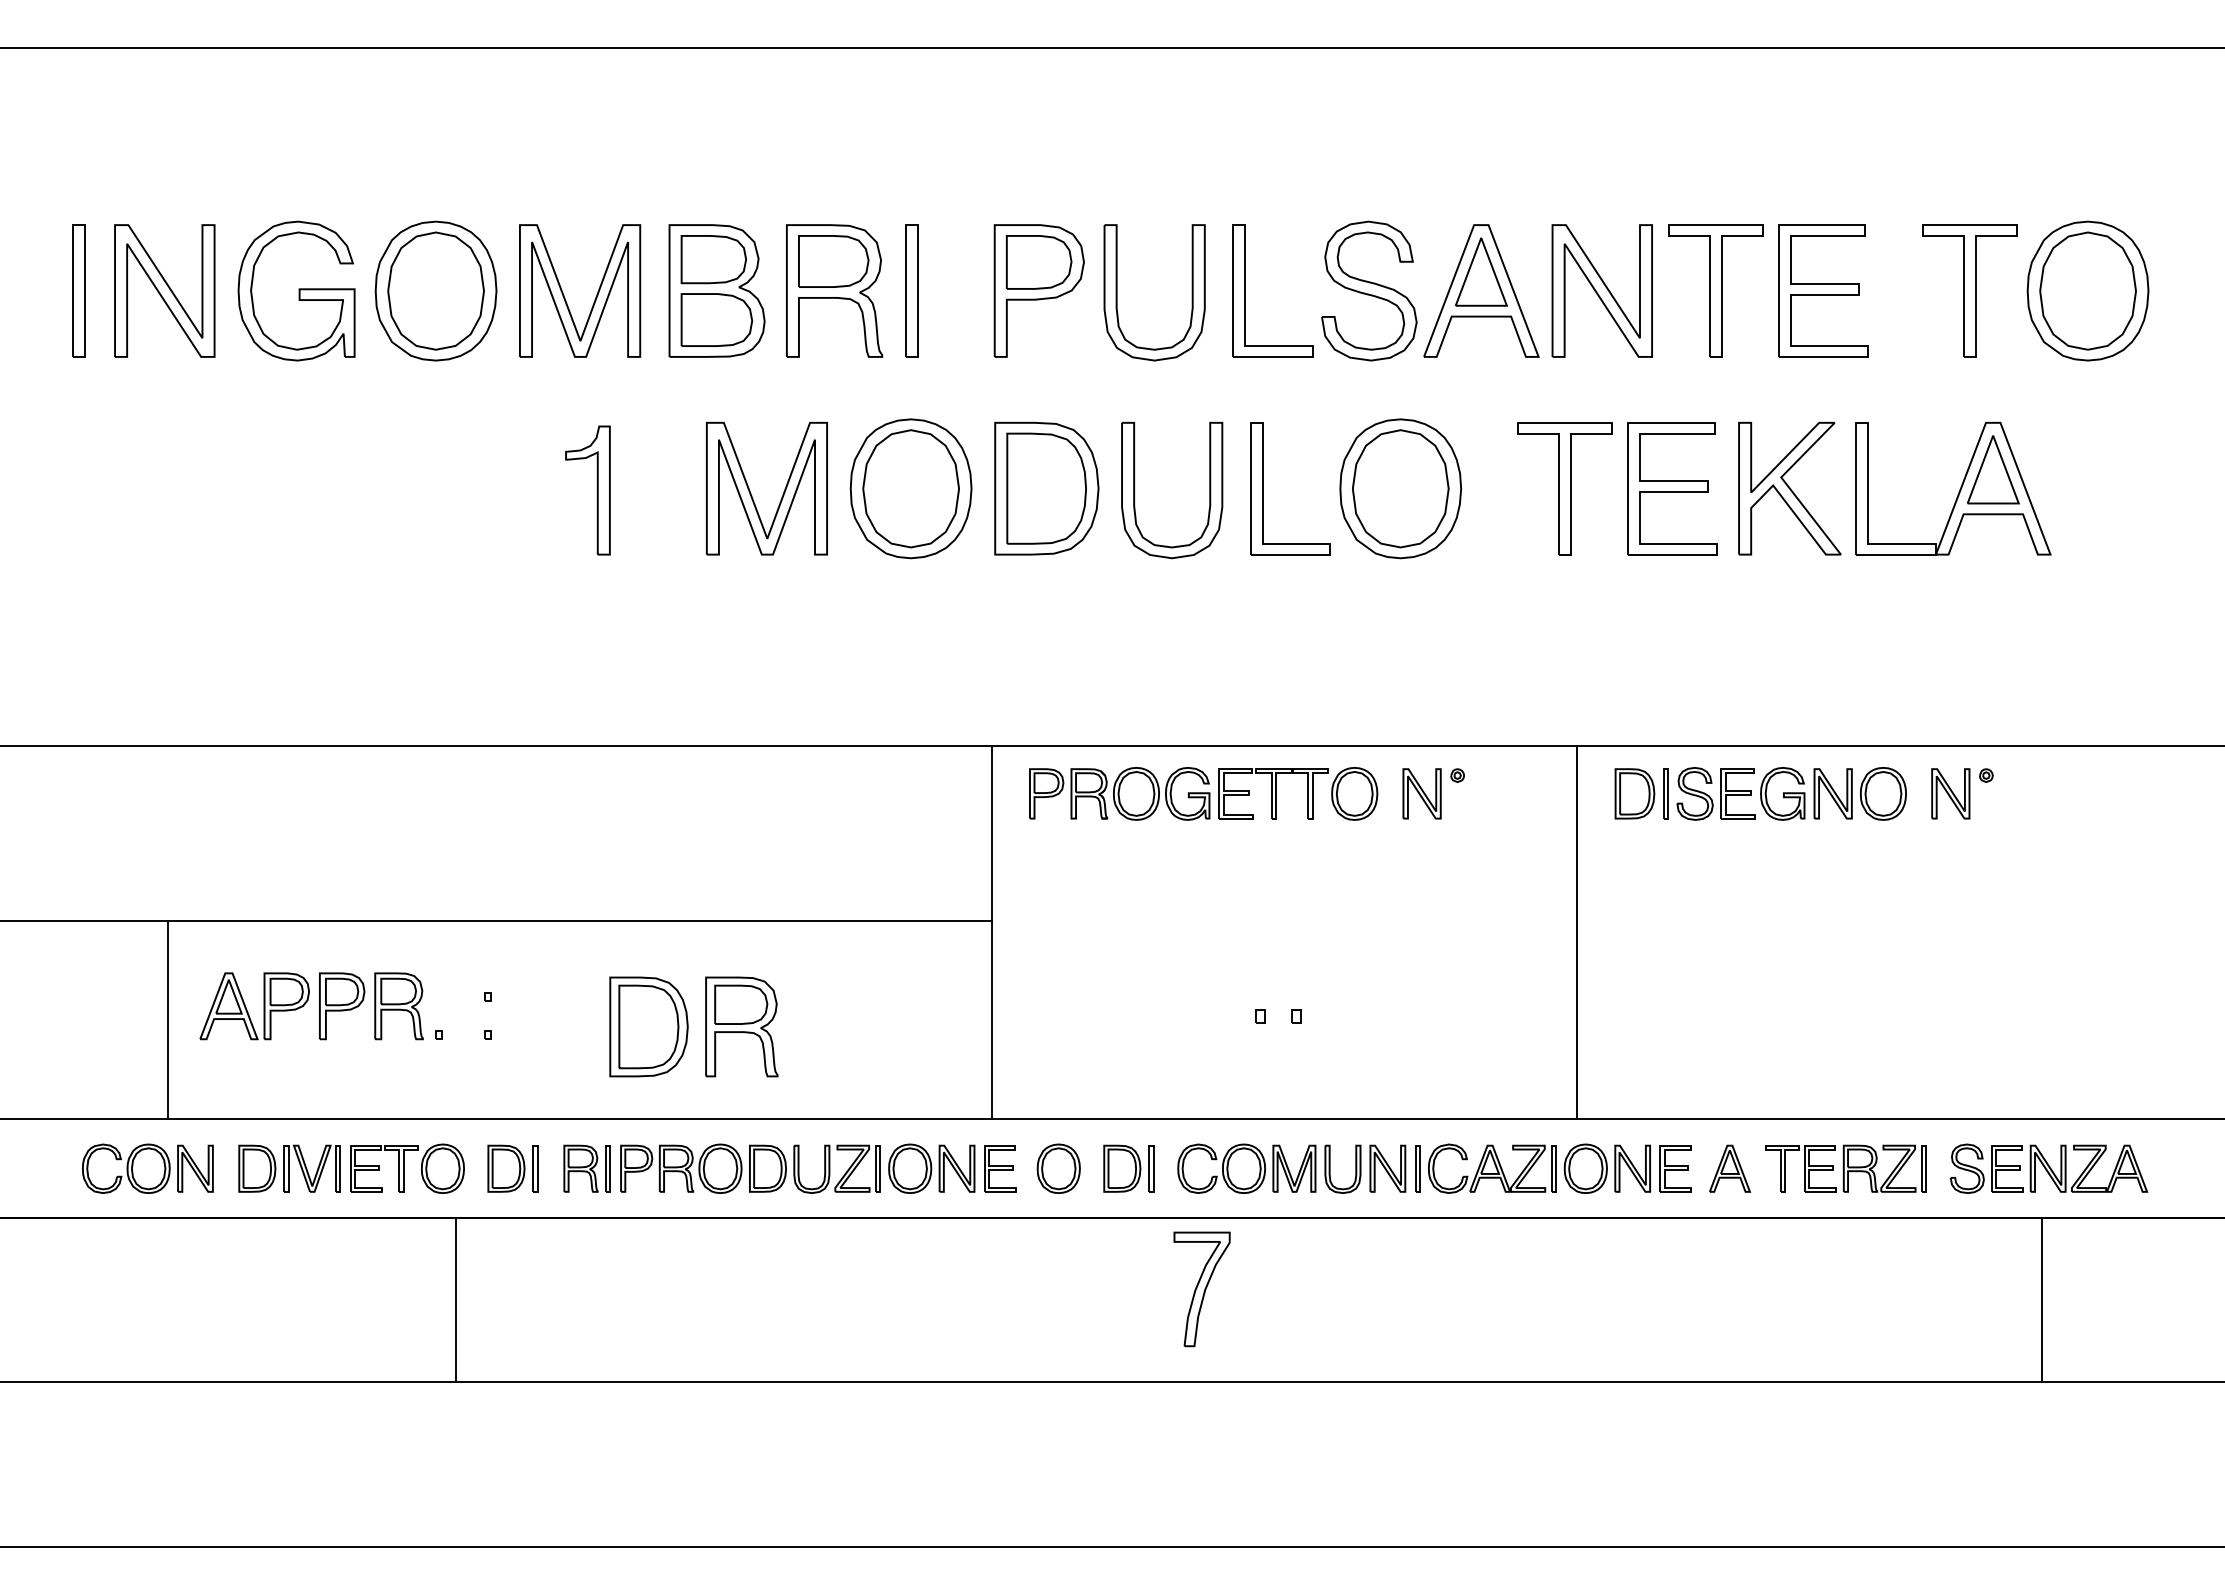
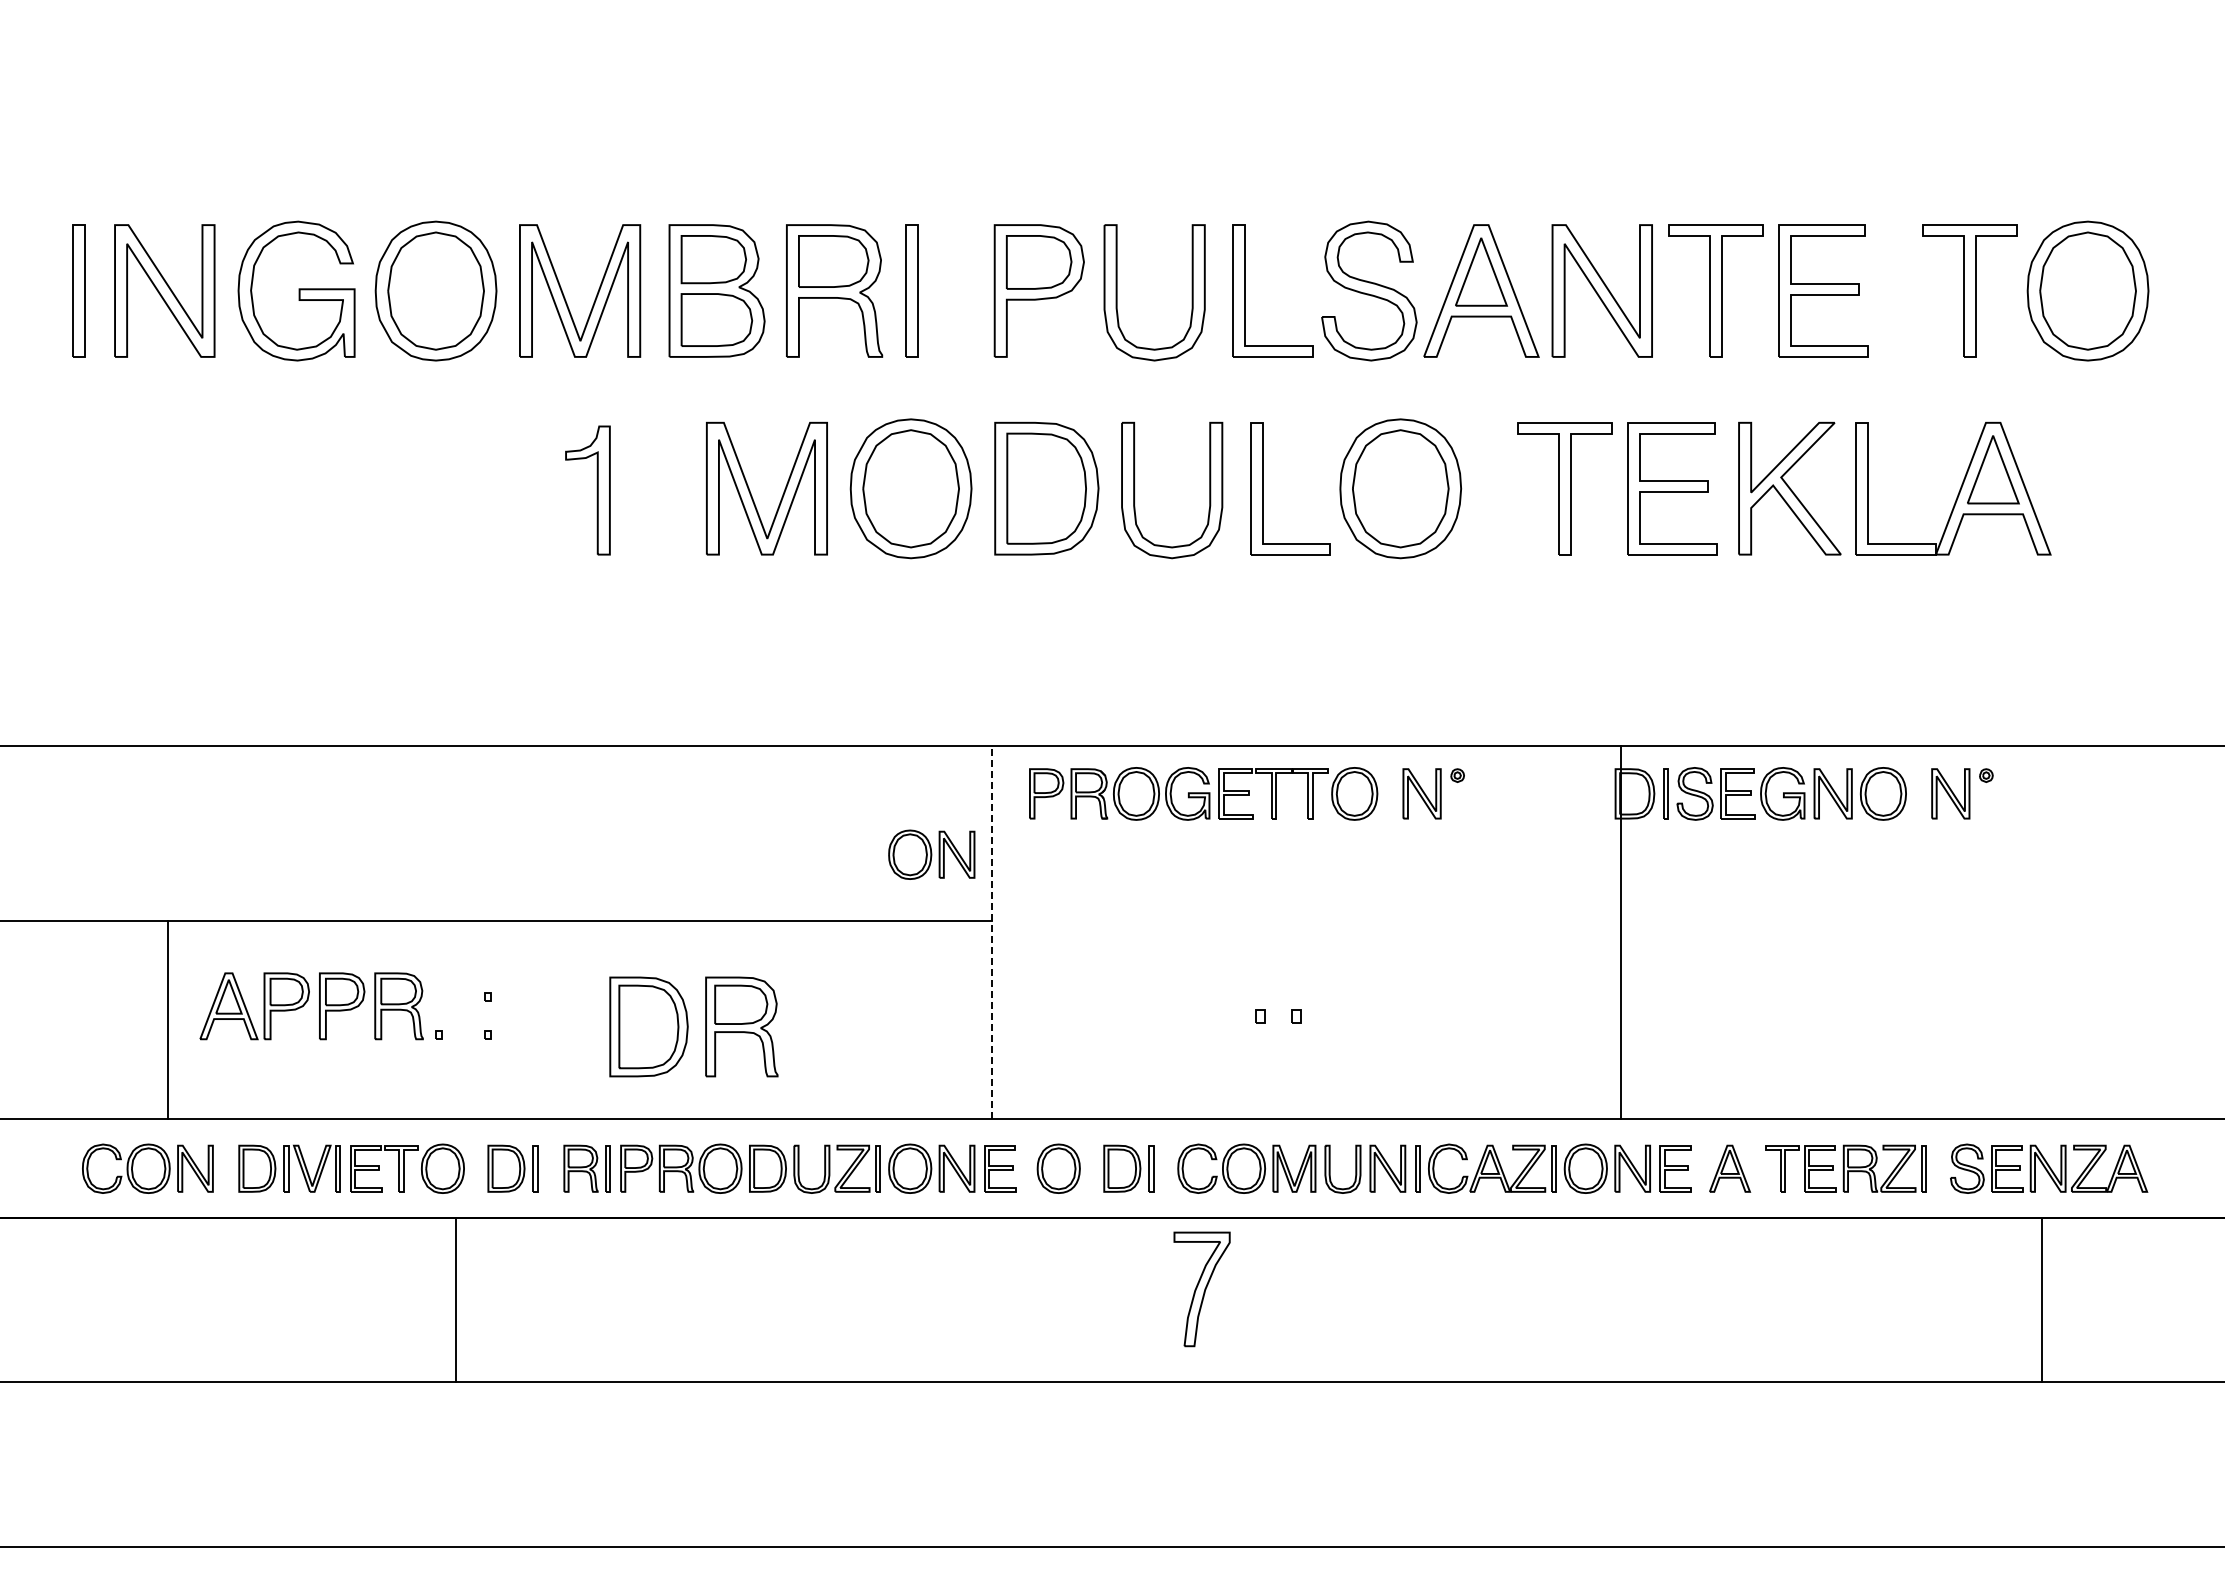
line: present -> none (1111, 47)
part: none -> present (931, 854)
line: solid -> dashed (991, 932)
line position: (1577, 932) -> (1621, 932) (1621, 932)
